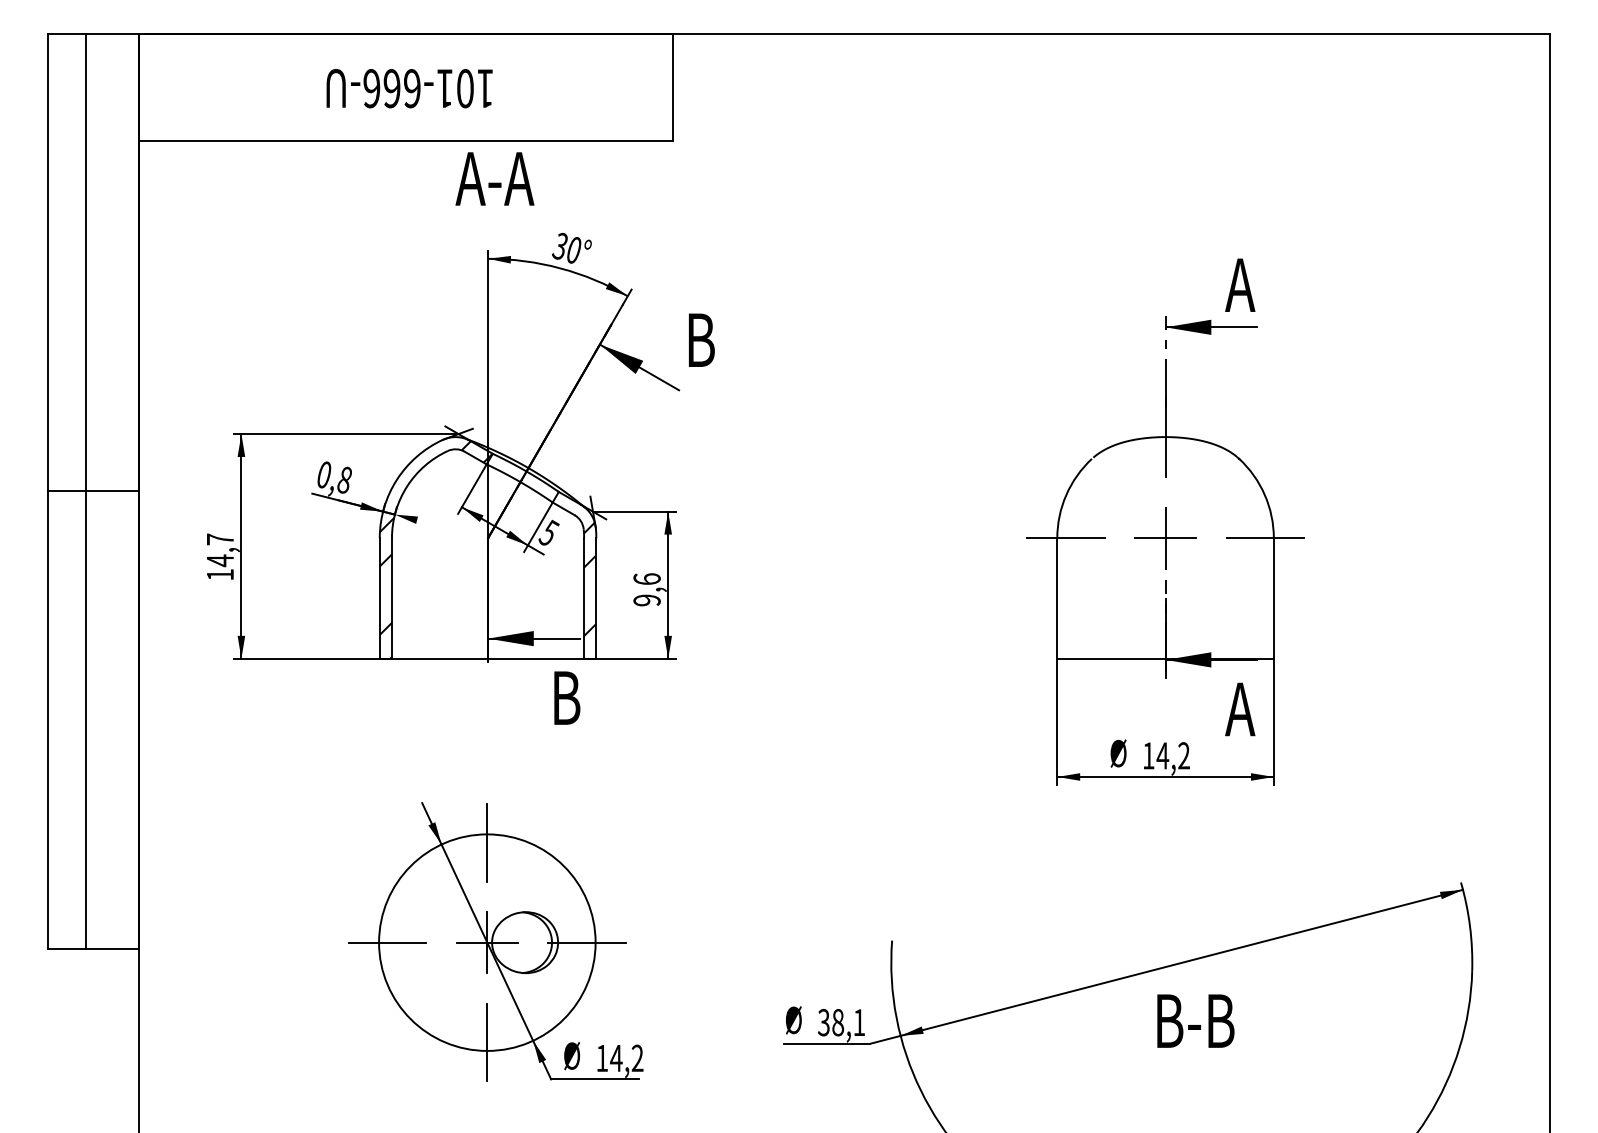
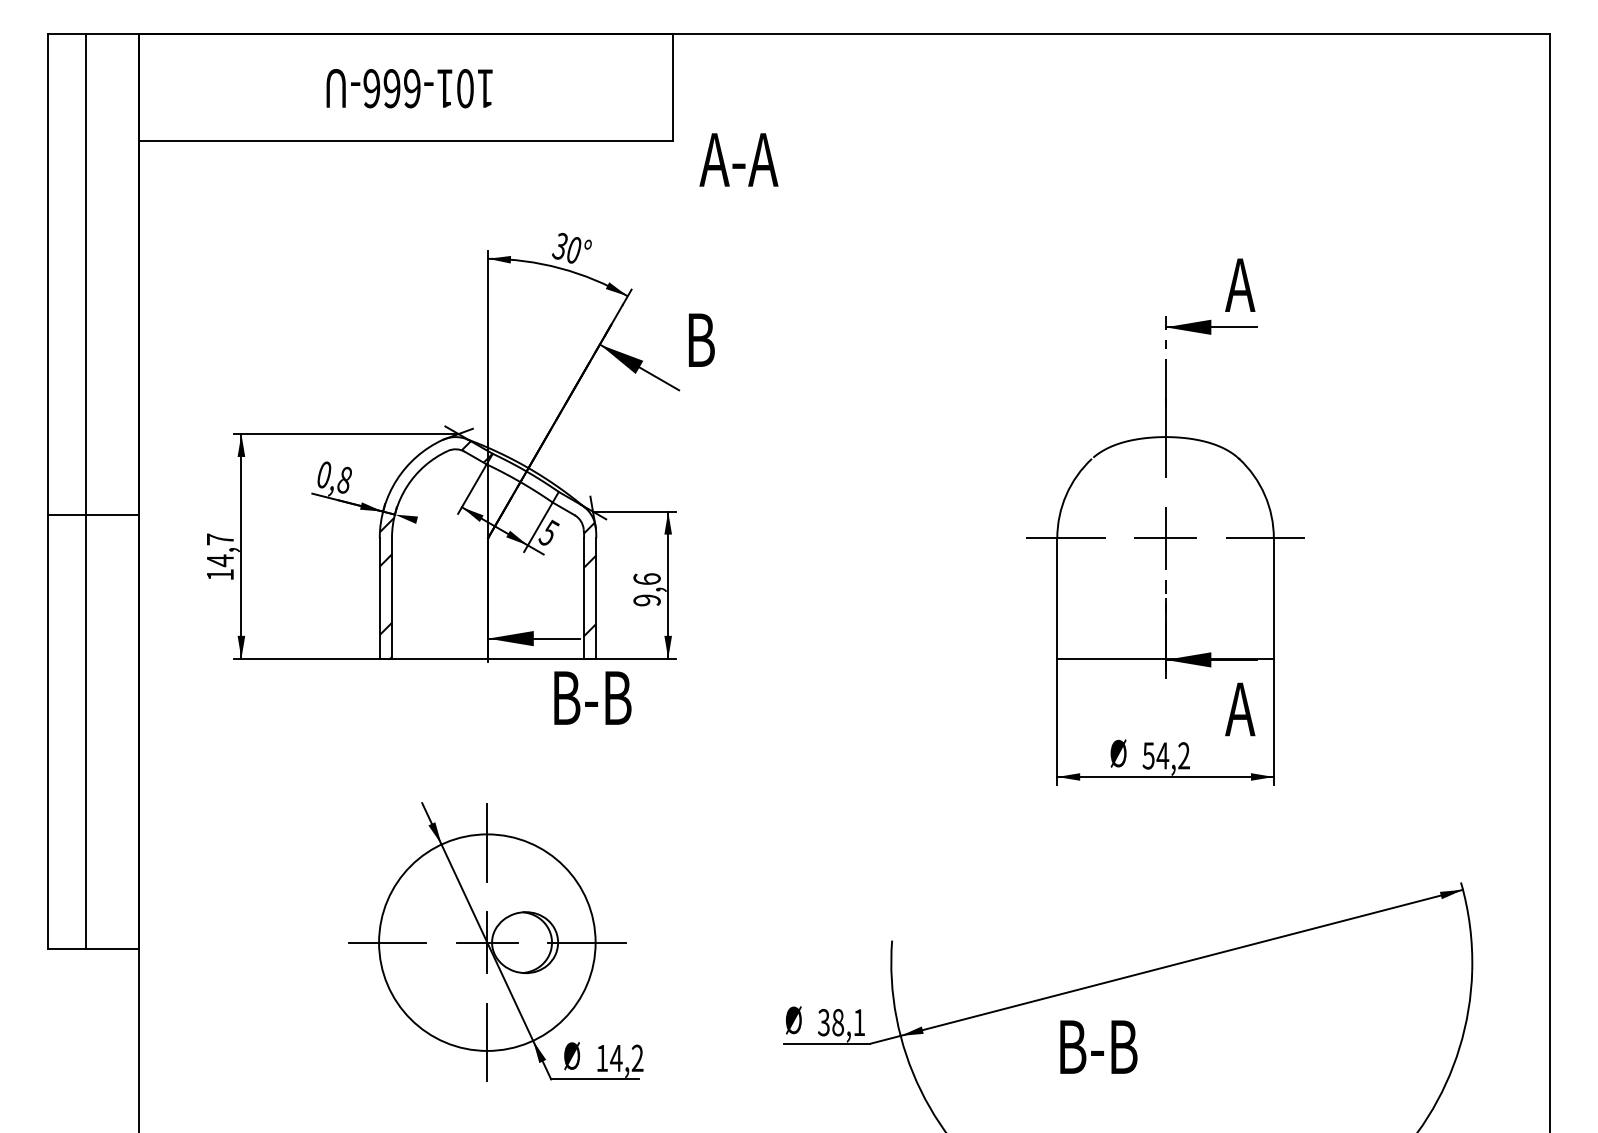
text position: (494, 178) -> (738, 159) (738, 159)
line position: (93, 491) -> (93, 515) (93, 515)
text: B -> B-B (608, 697)
text: 14,2 -> 54,2 (1148, 755)
text position: (1195, 1020) -> (1098, 1046) (1098, 1046)
